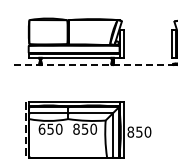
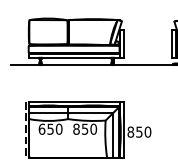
line: dashed -> solid (93, 65)
